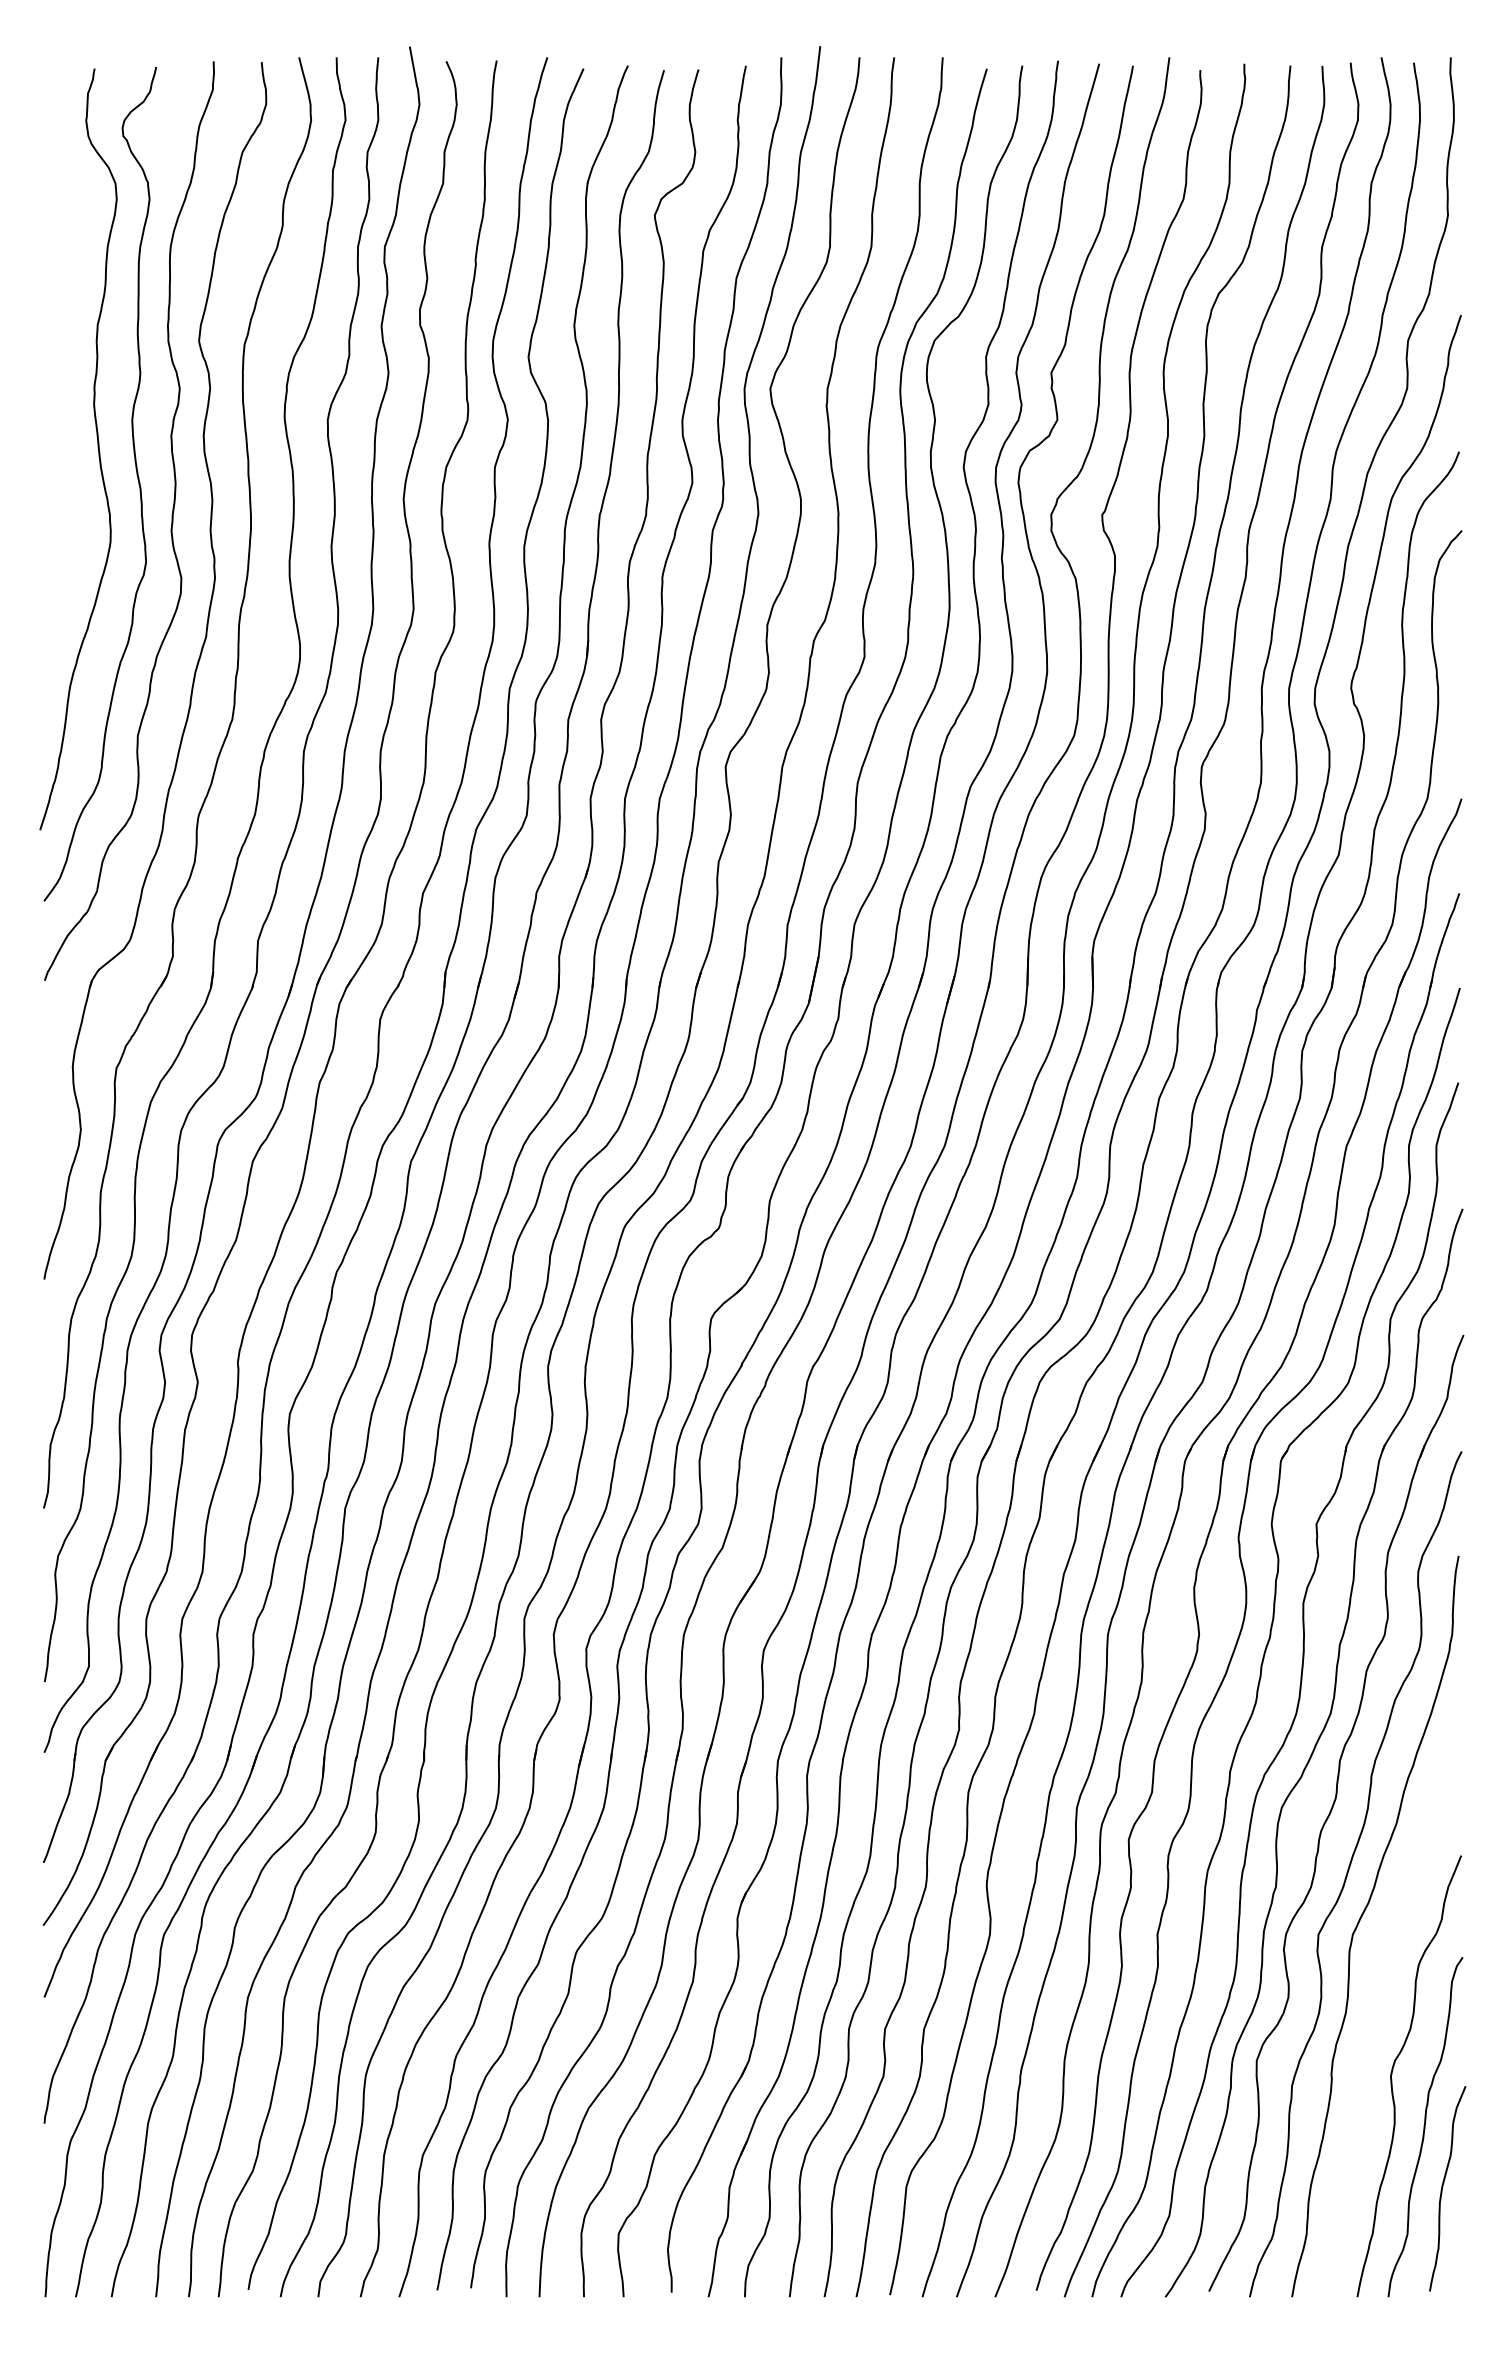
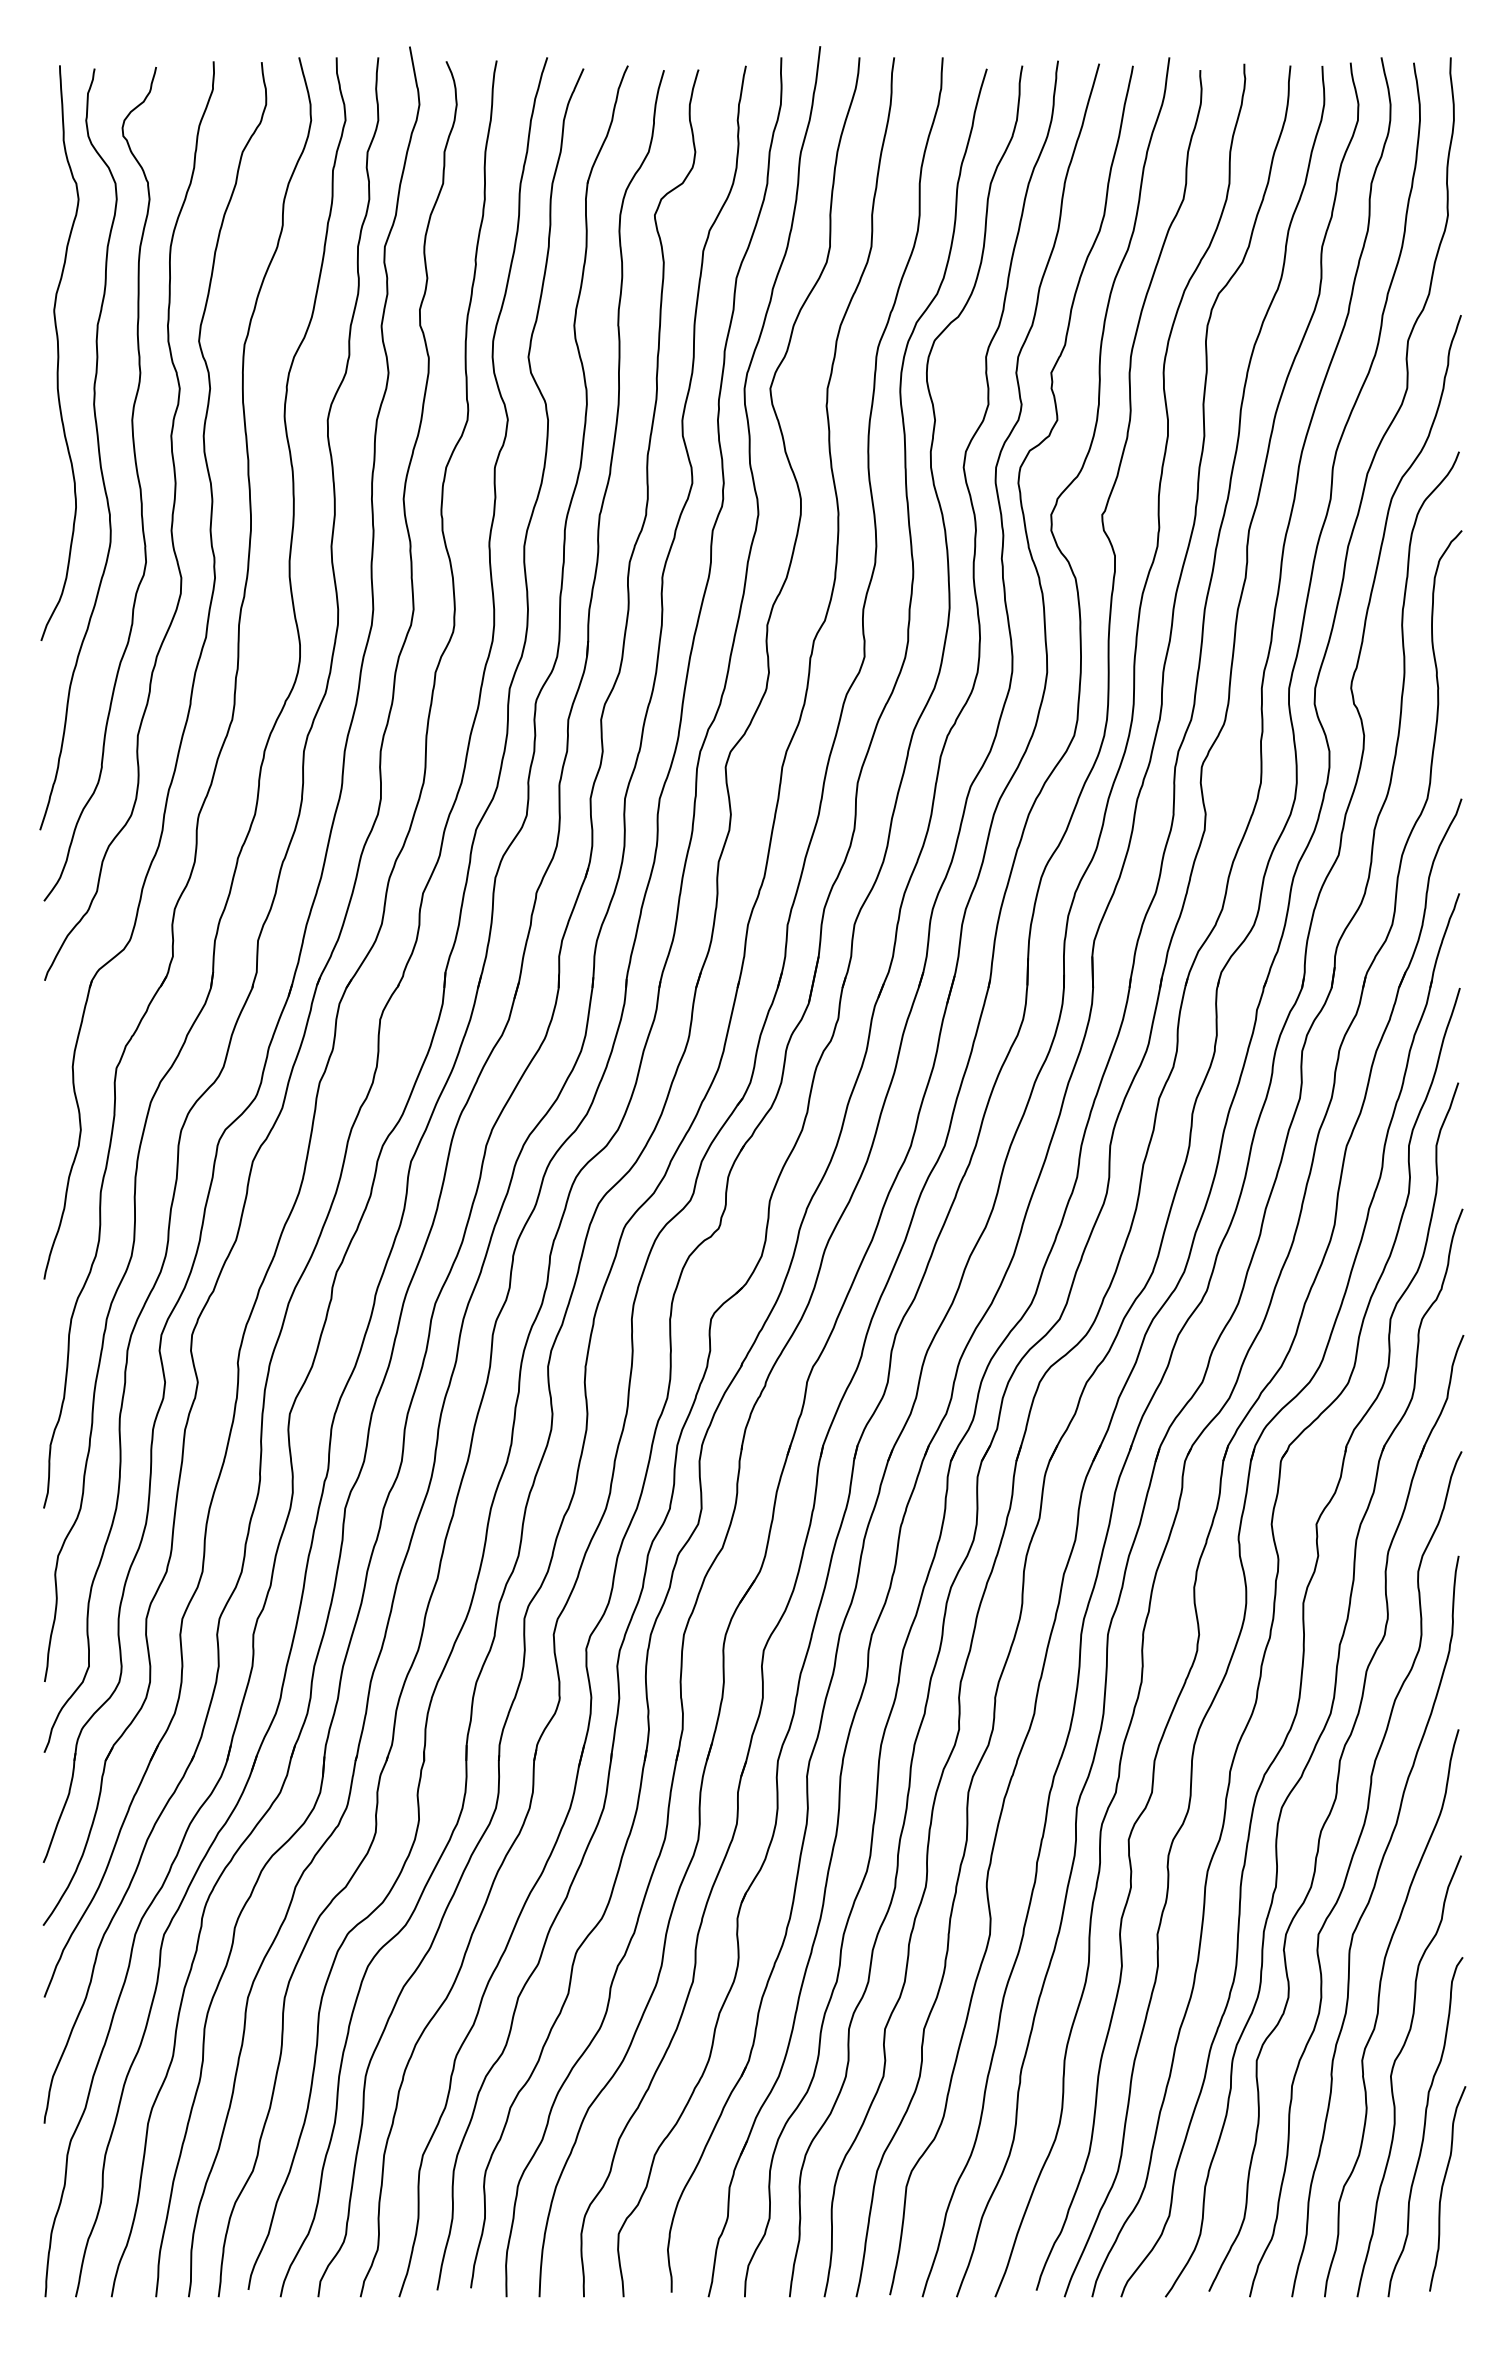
curve: none -> present (59, 352)
curve: none -> present (1378, 2013)
